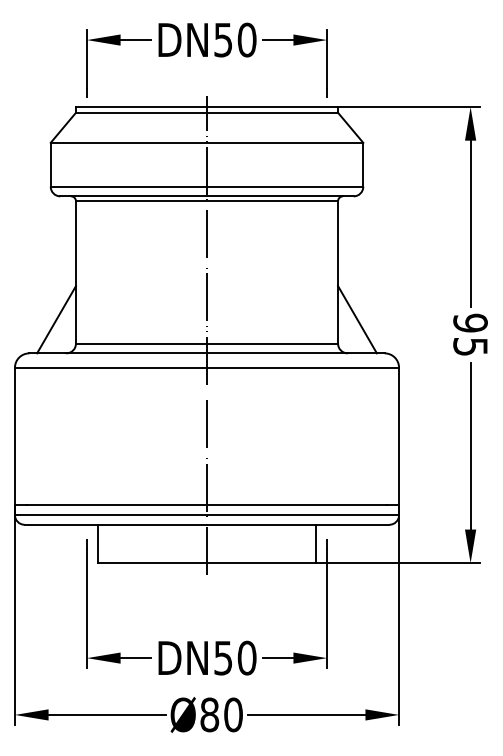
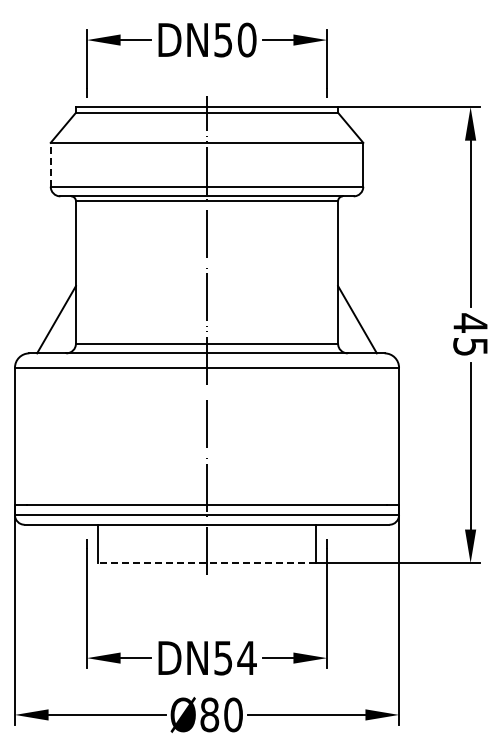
line: solid -> dashed (50, 164)
text: 95 -> 45 (470, 322)
line: solid -> dashed (206, 563)
text: DN50 -> DN54 (246, 657)
